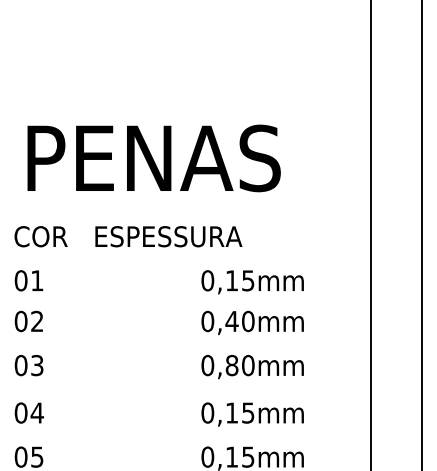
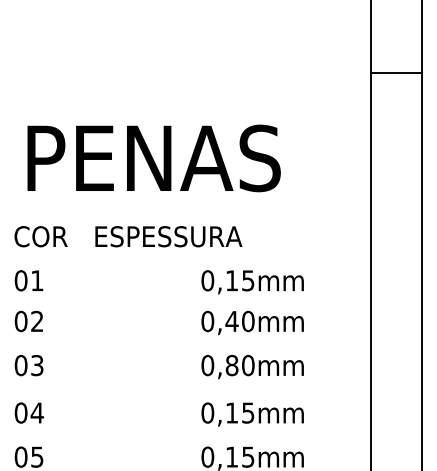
line: none -> present (396, 73)
